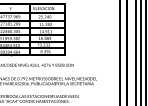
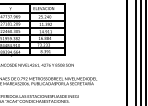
line: present -> none (119, 52)
